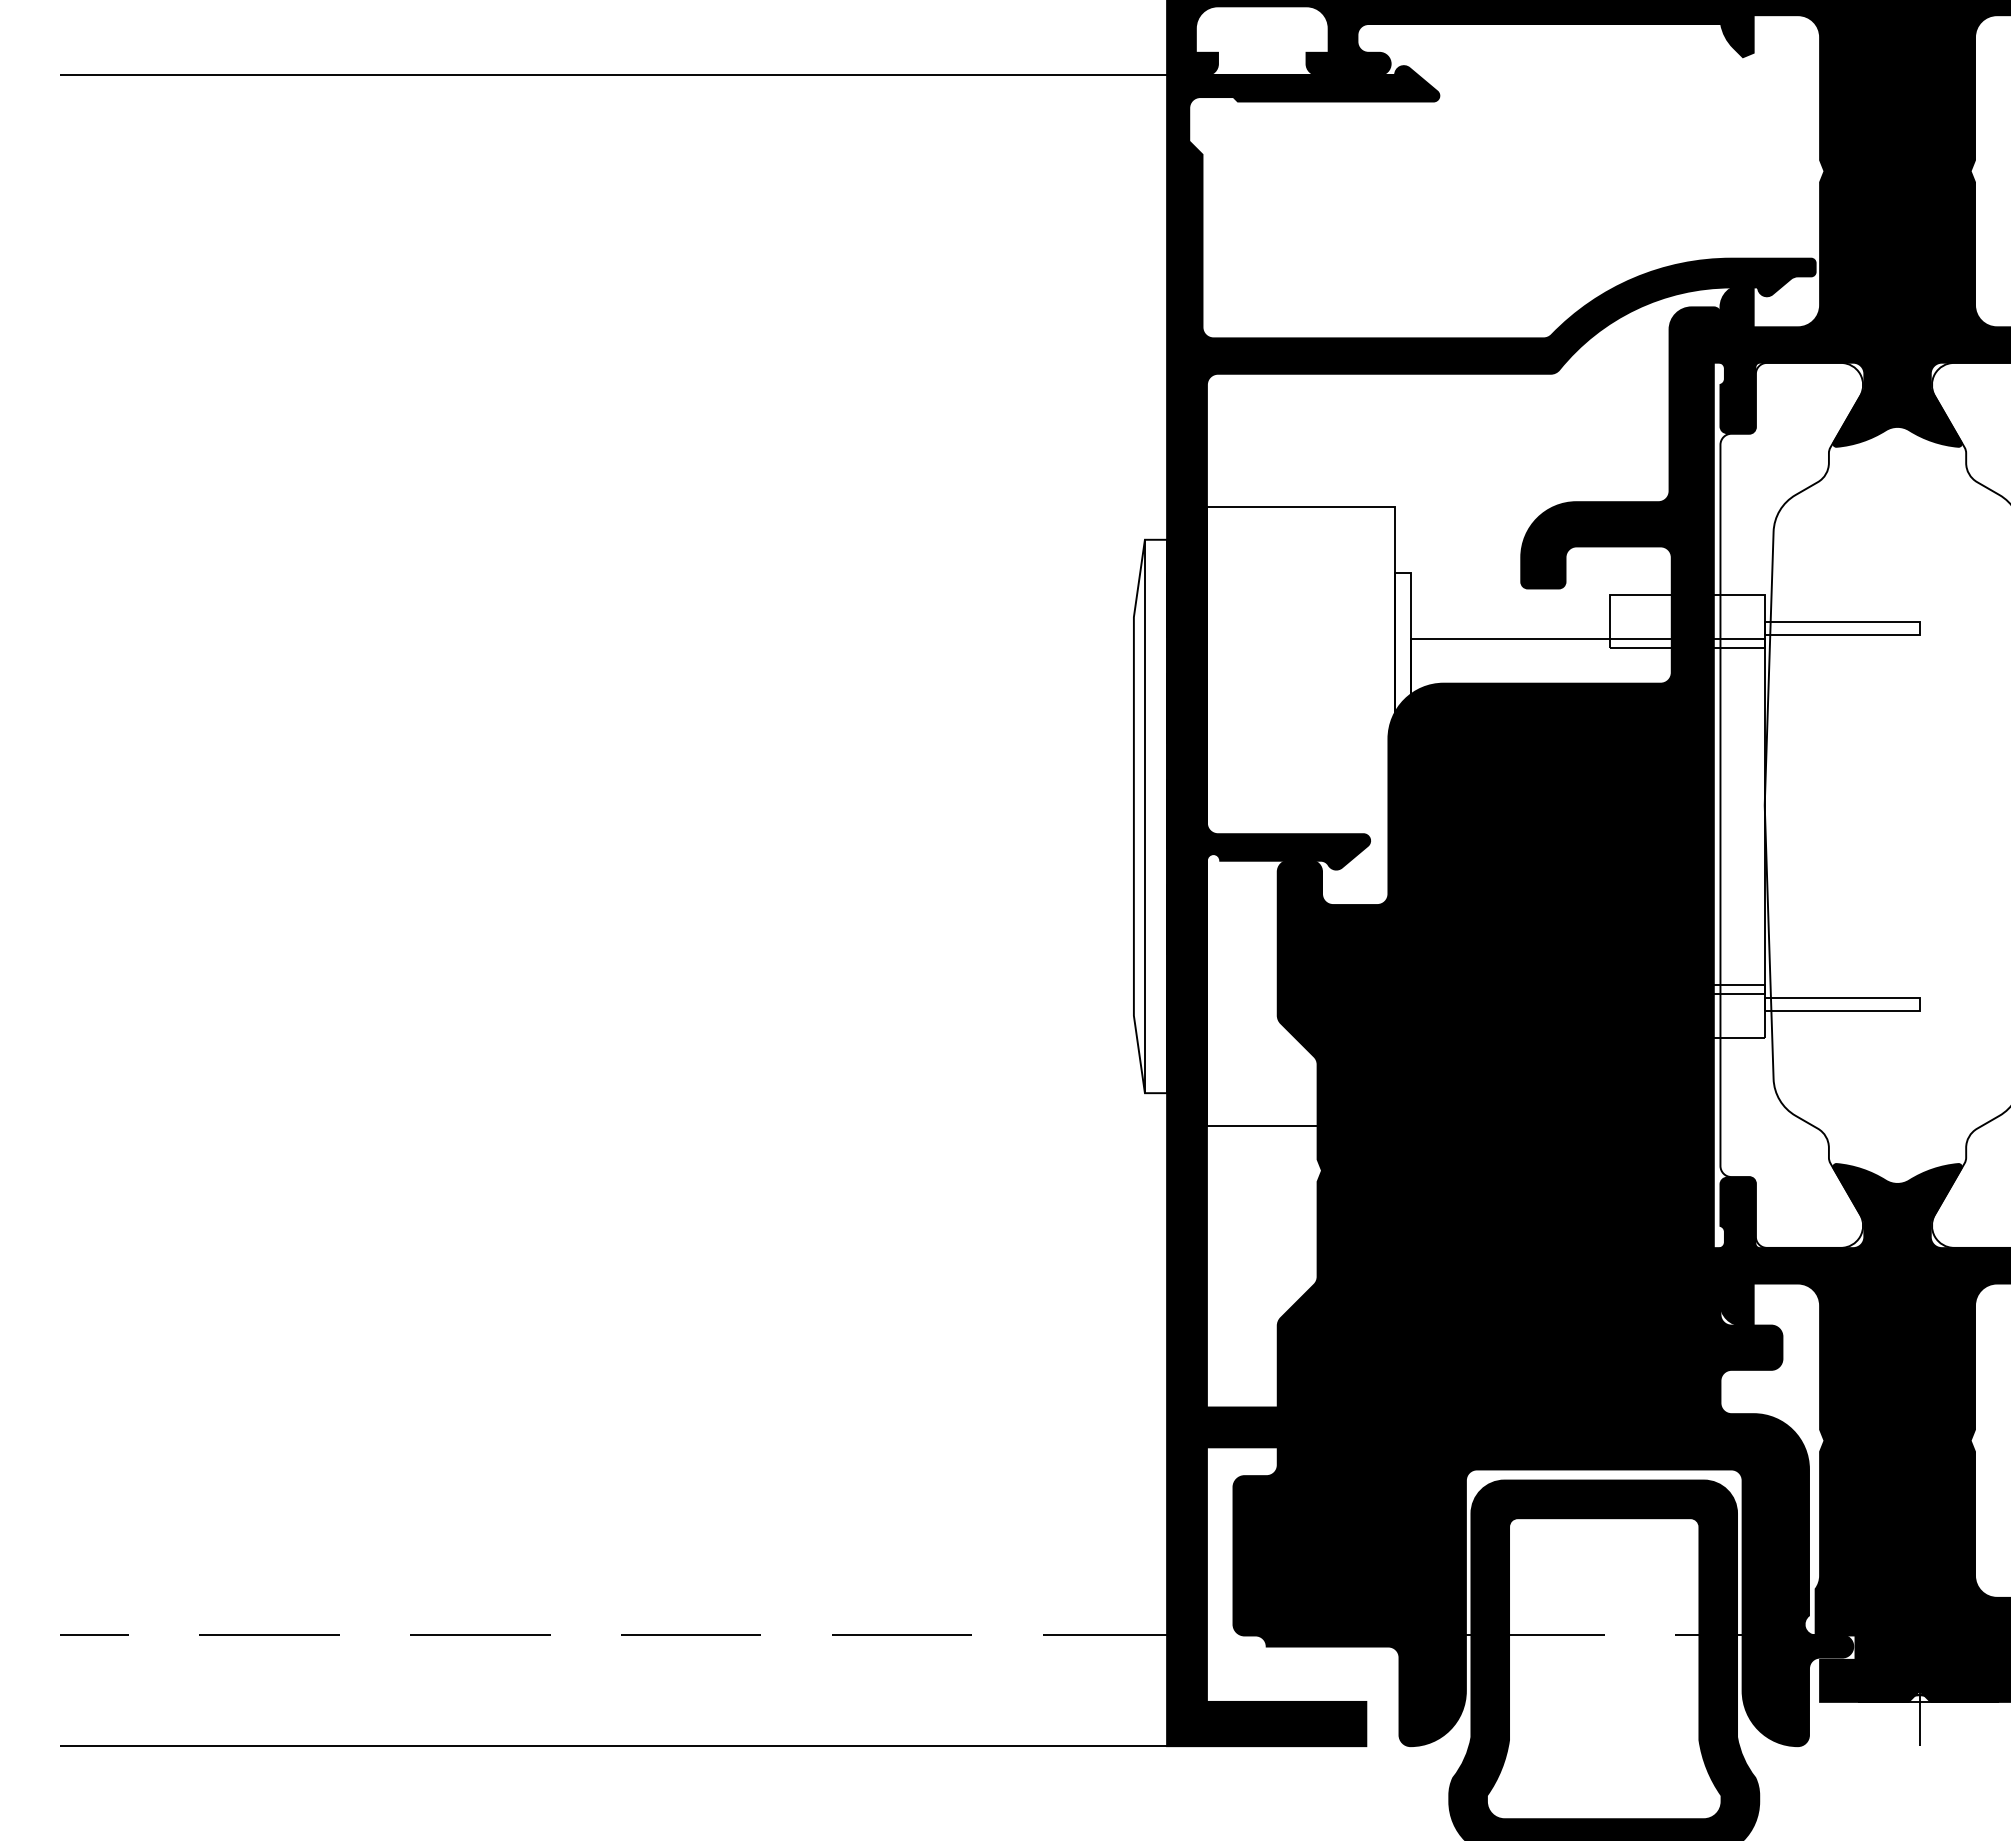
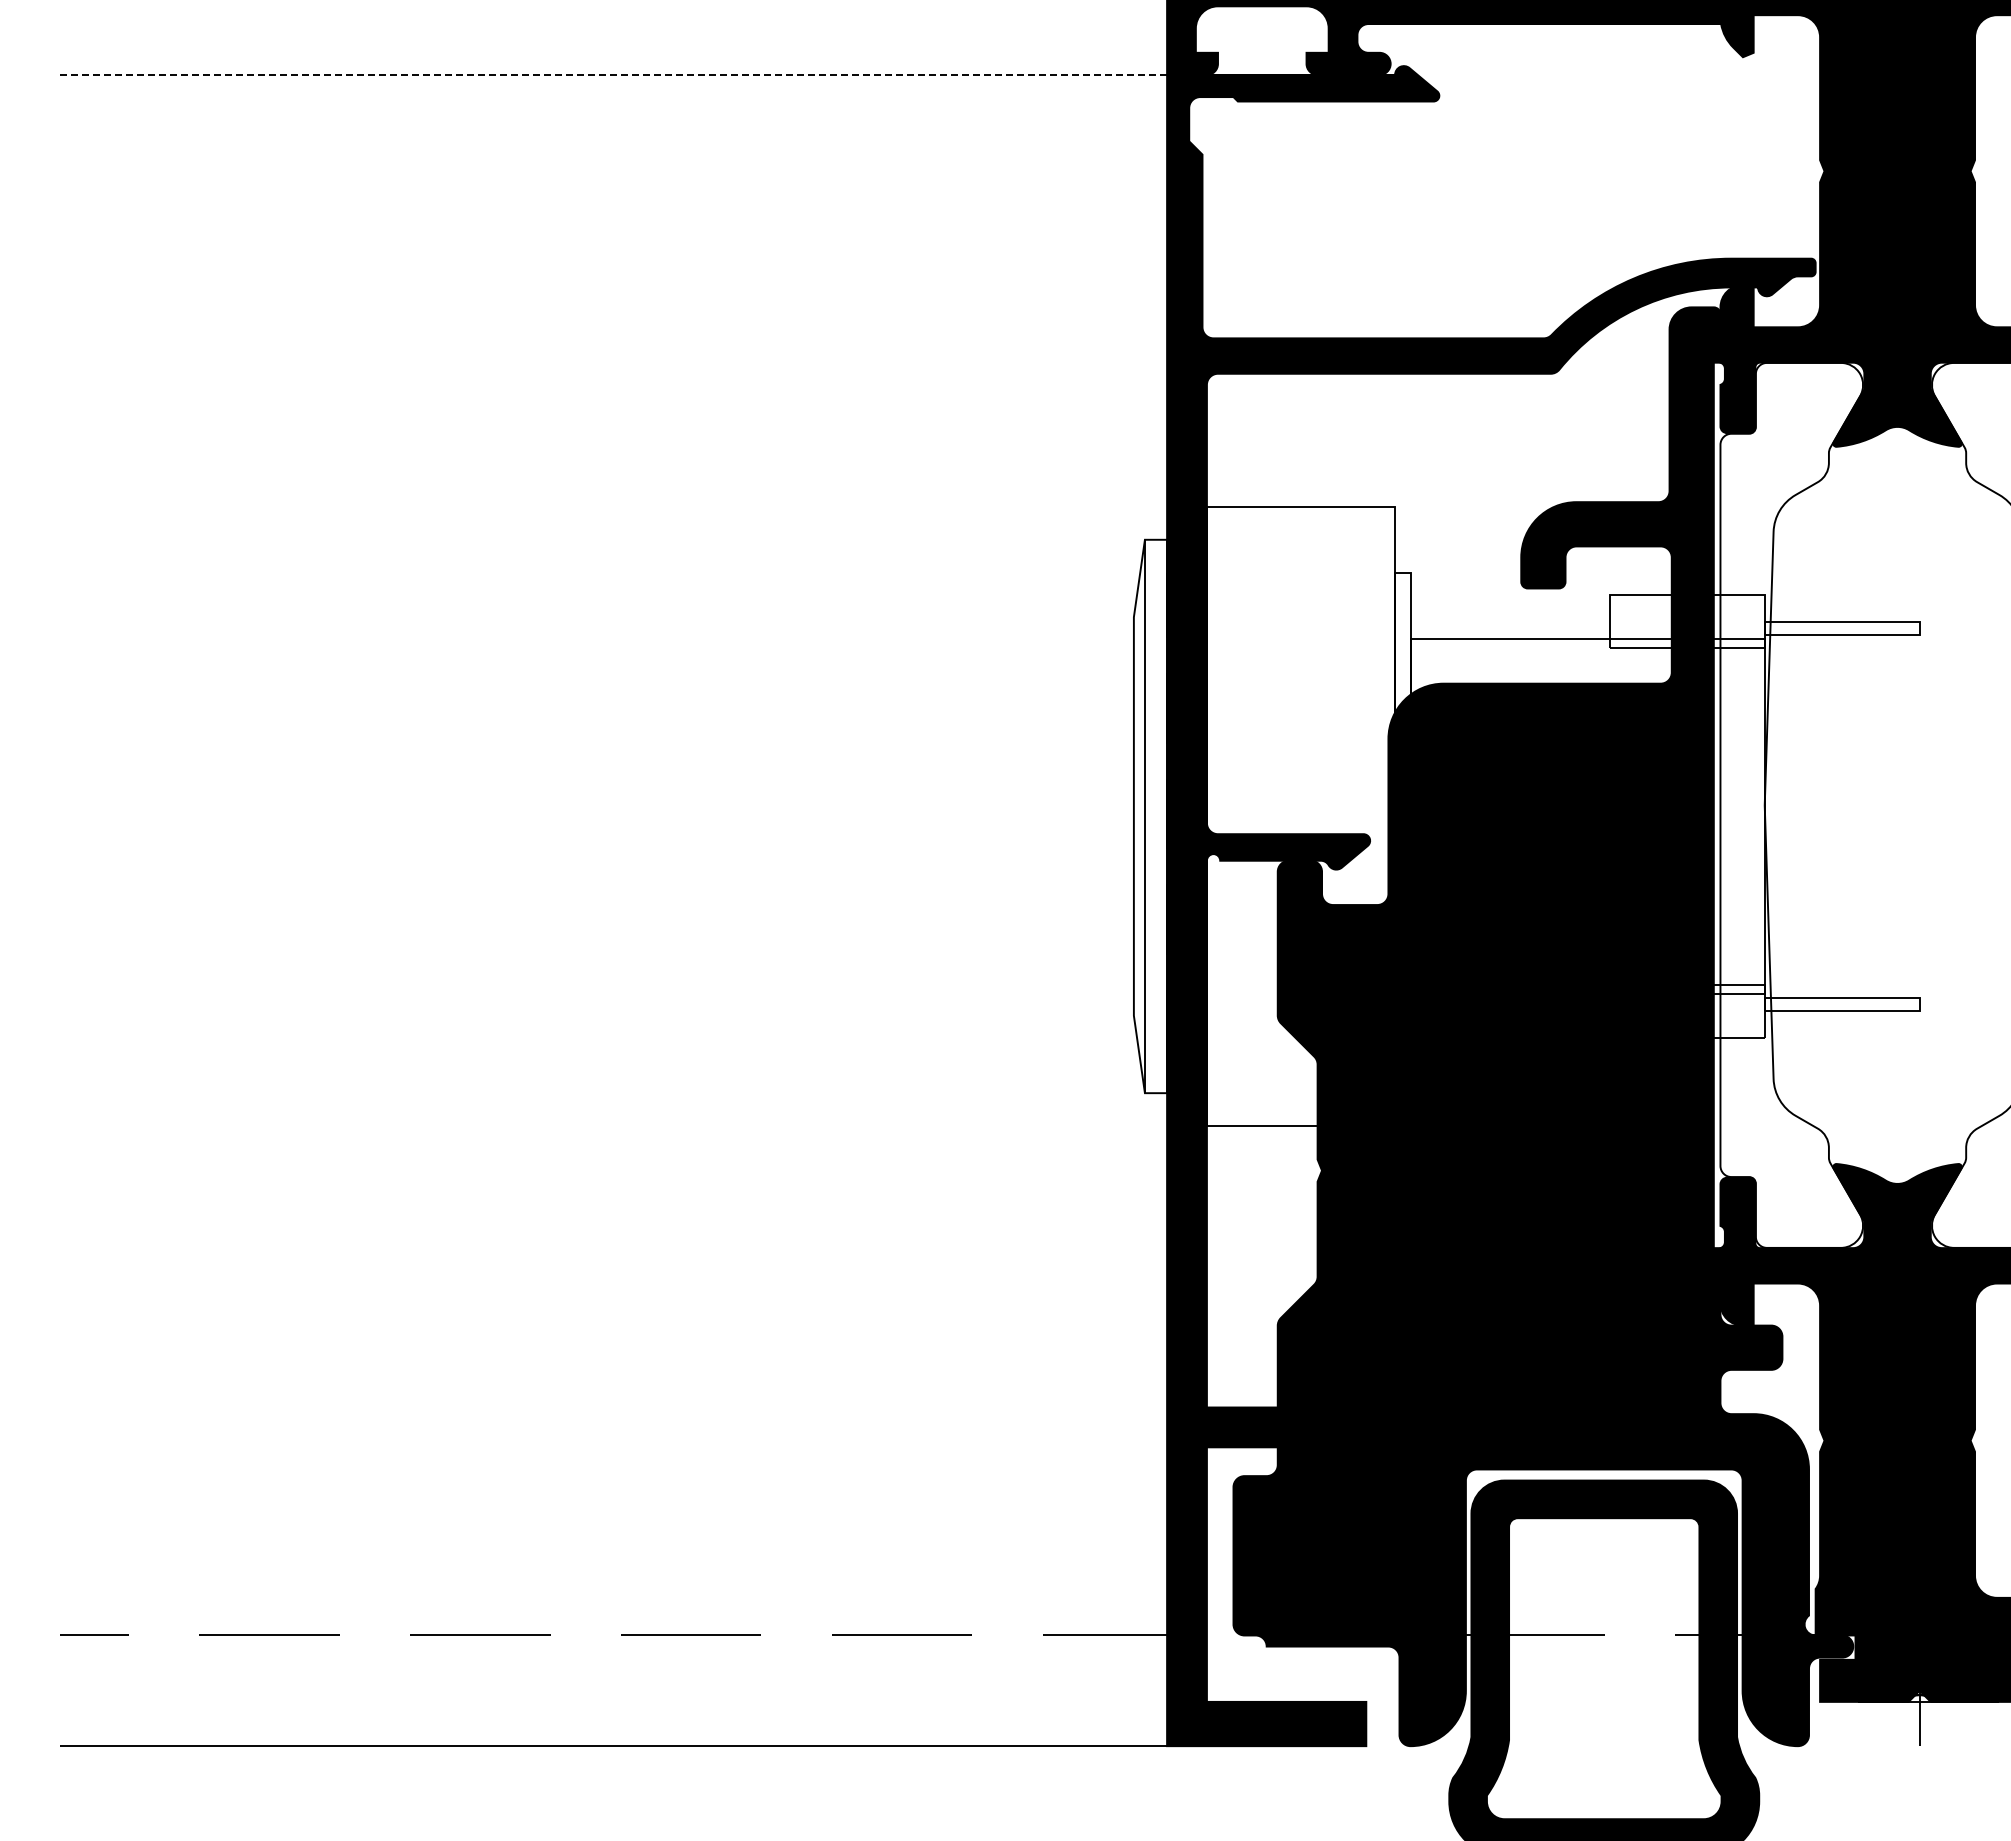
line: solid -> dashed (613, 74)
